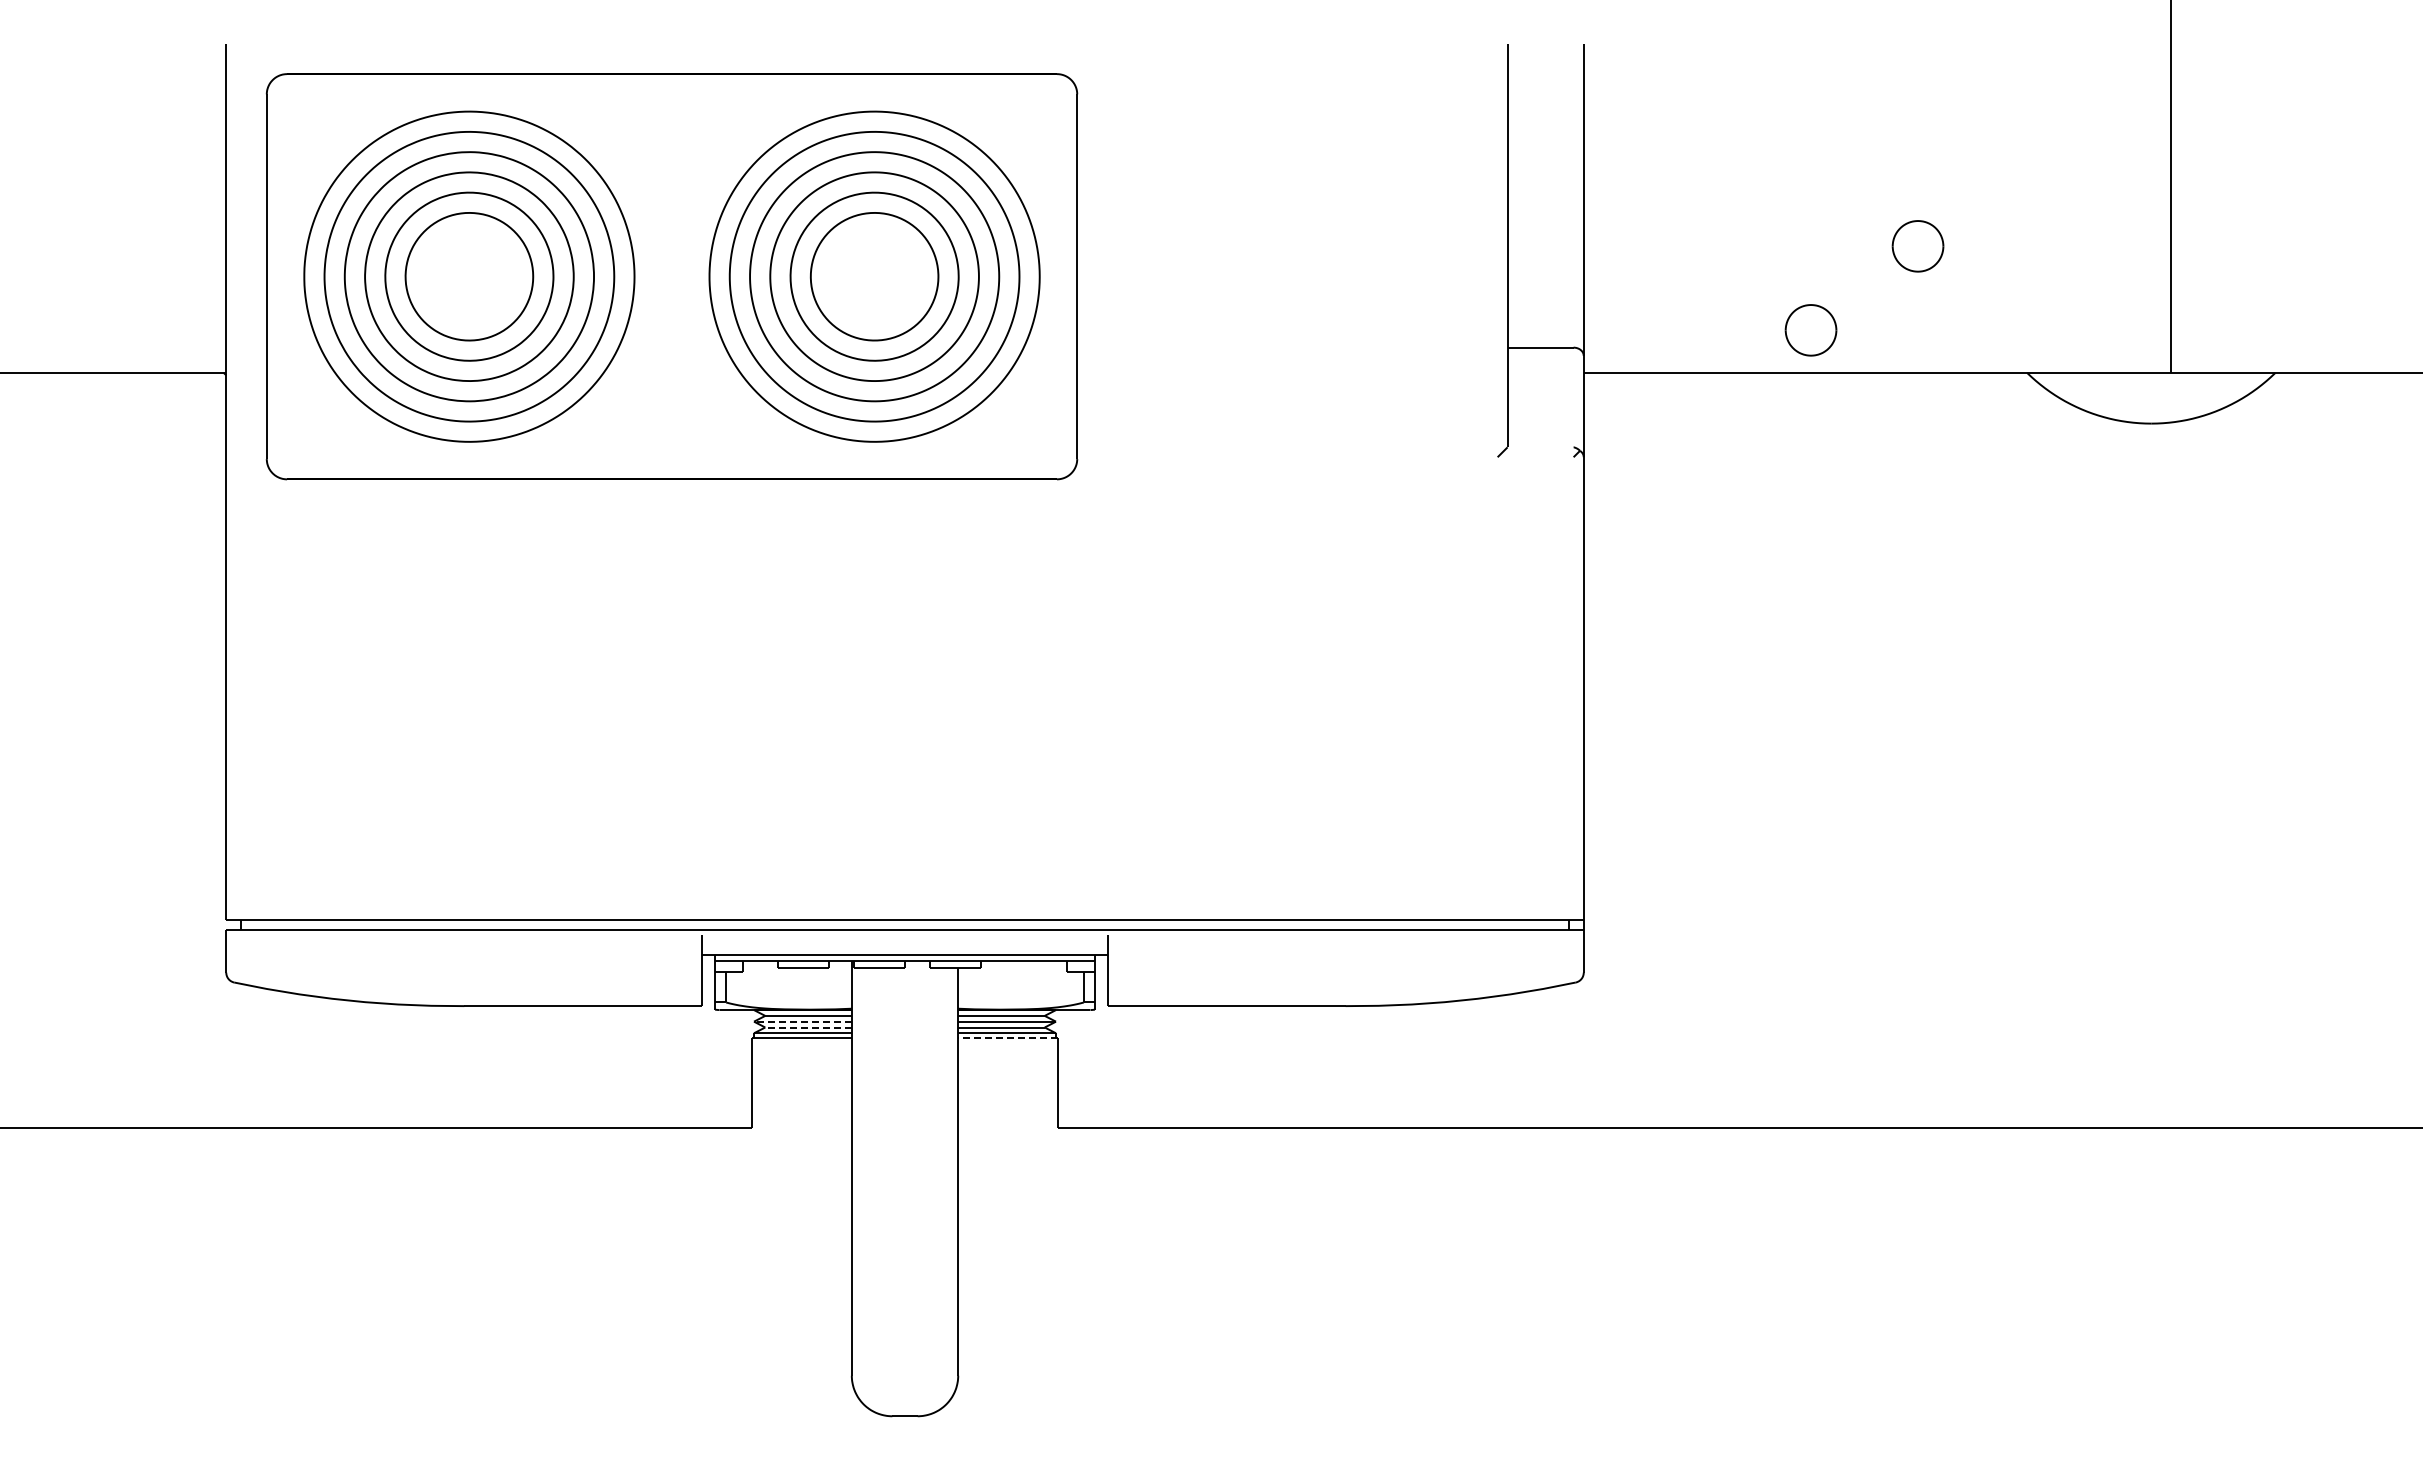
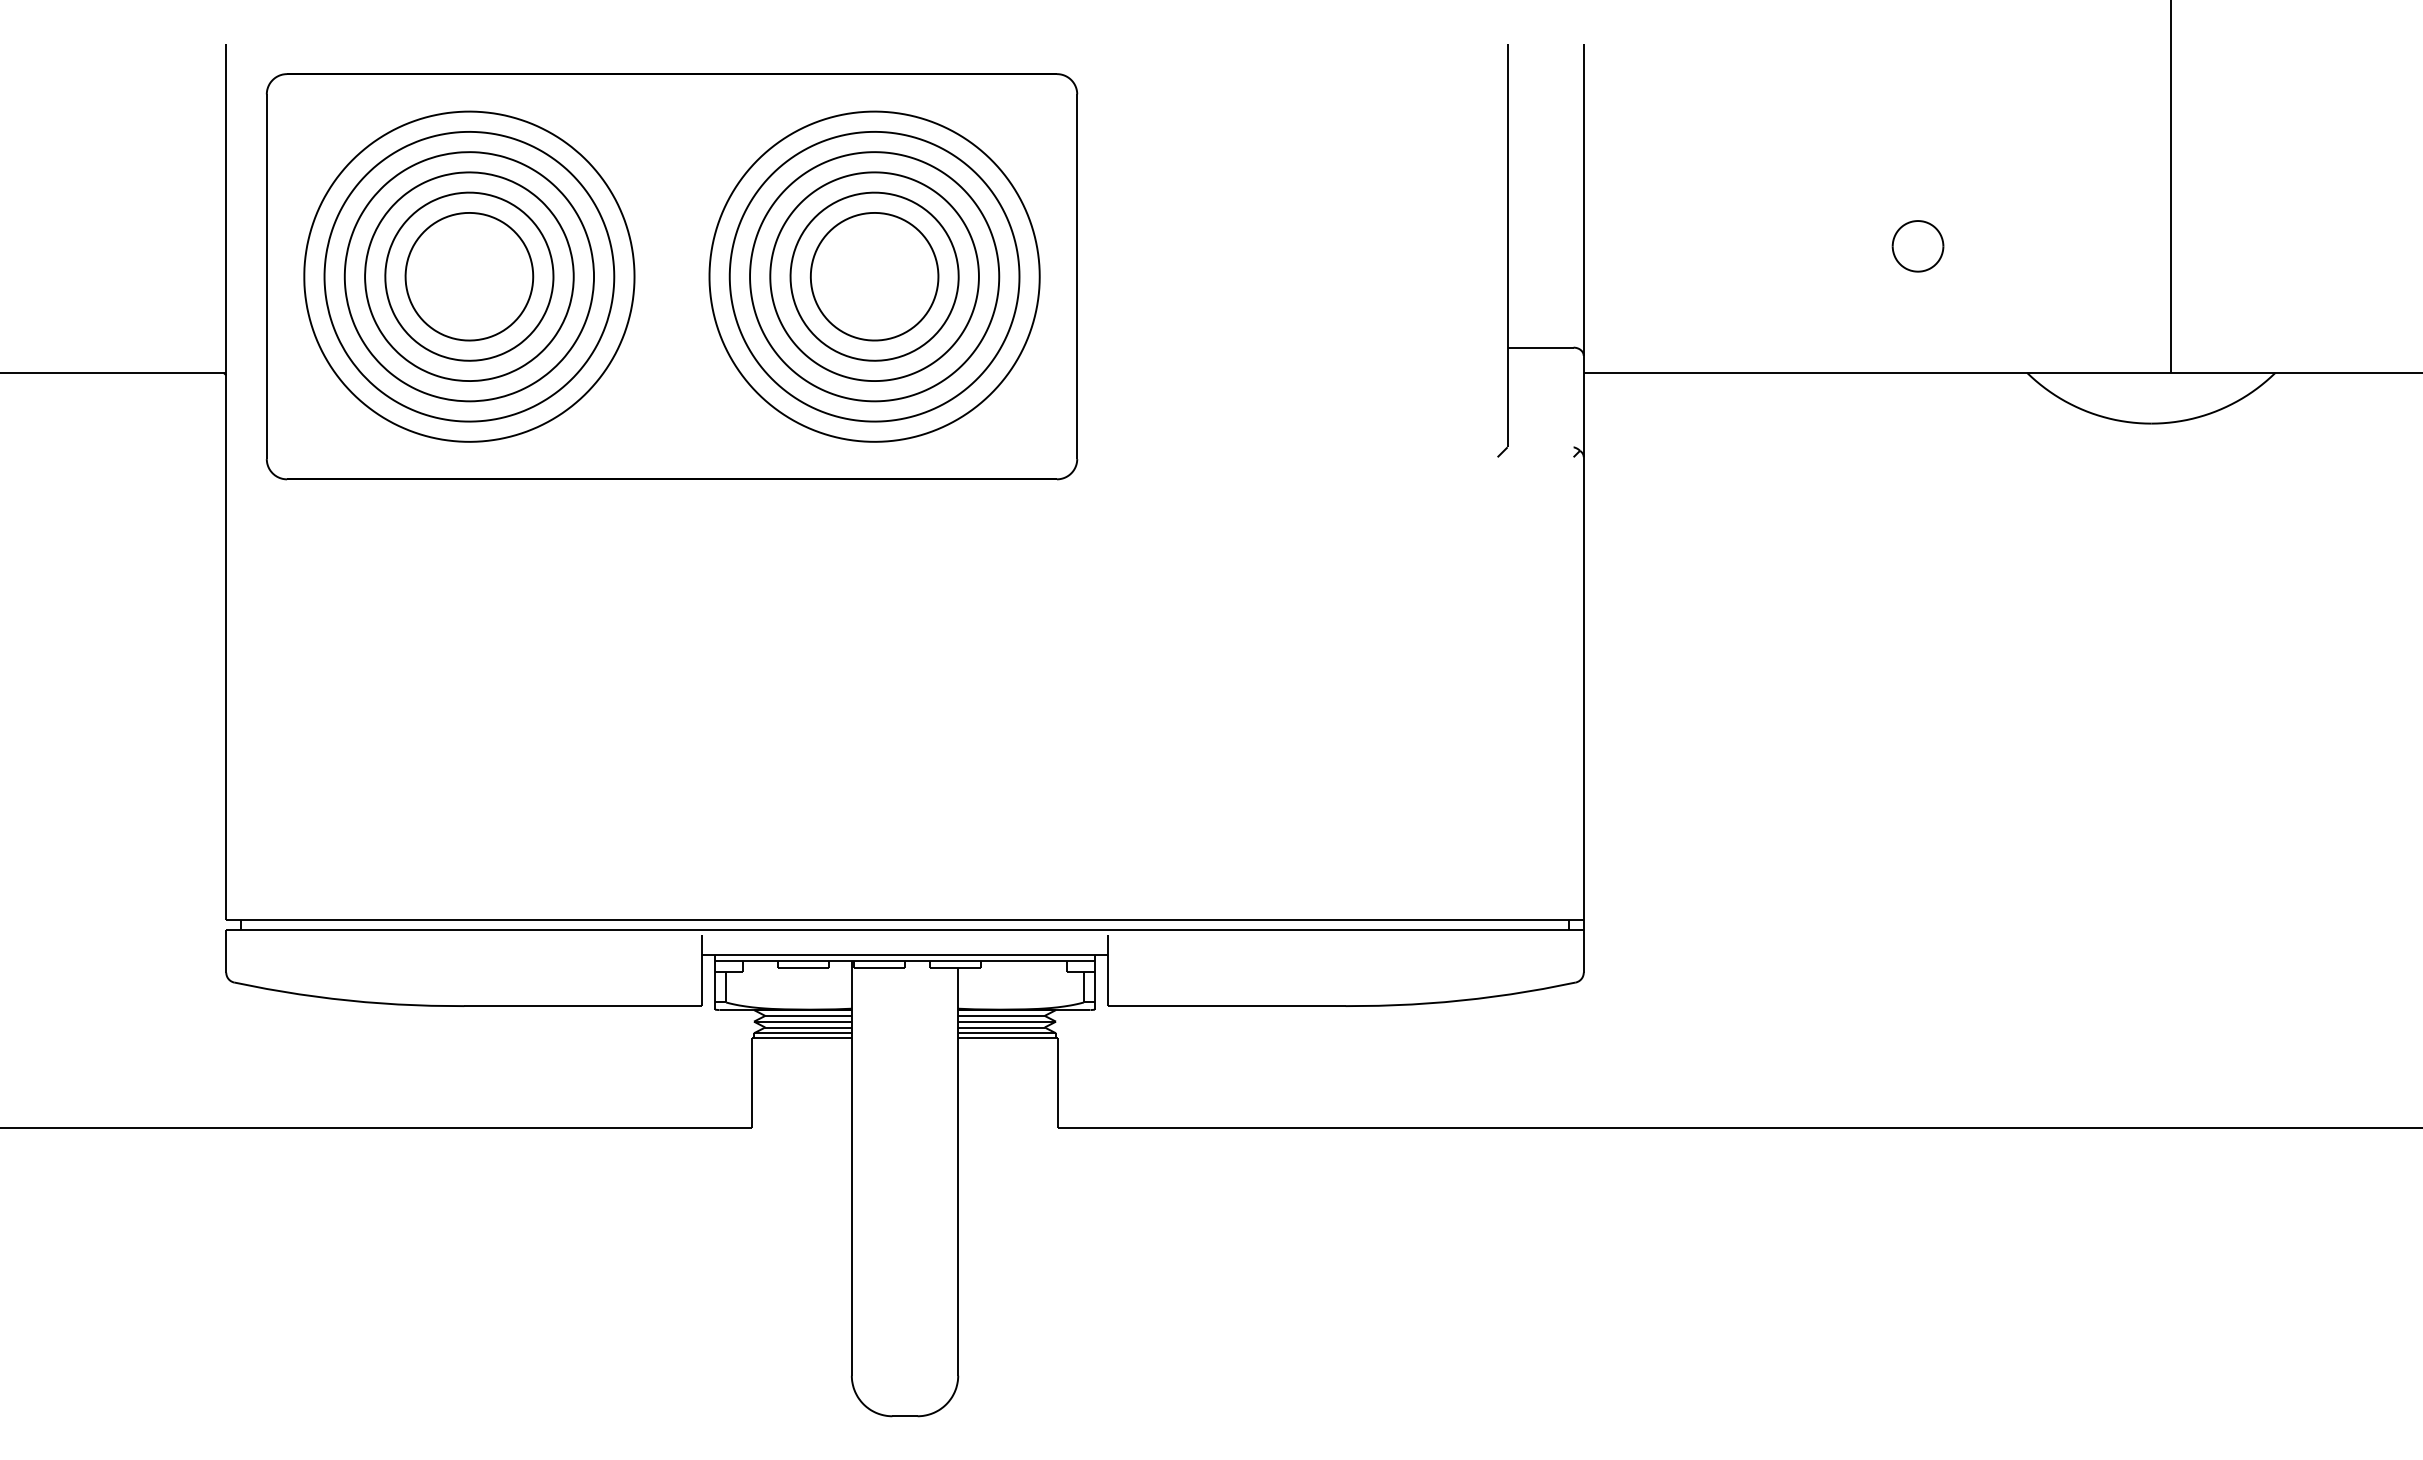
part: present -> none (1810, 330)
line: dashed -> solid (802, 1021)
line: dashed -> solid (808, 1027)
line: dashed -> solid (1007, 1038)
